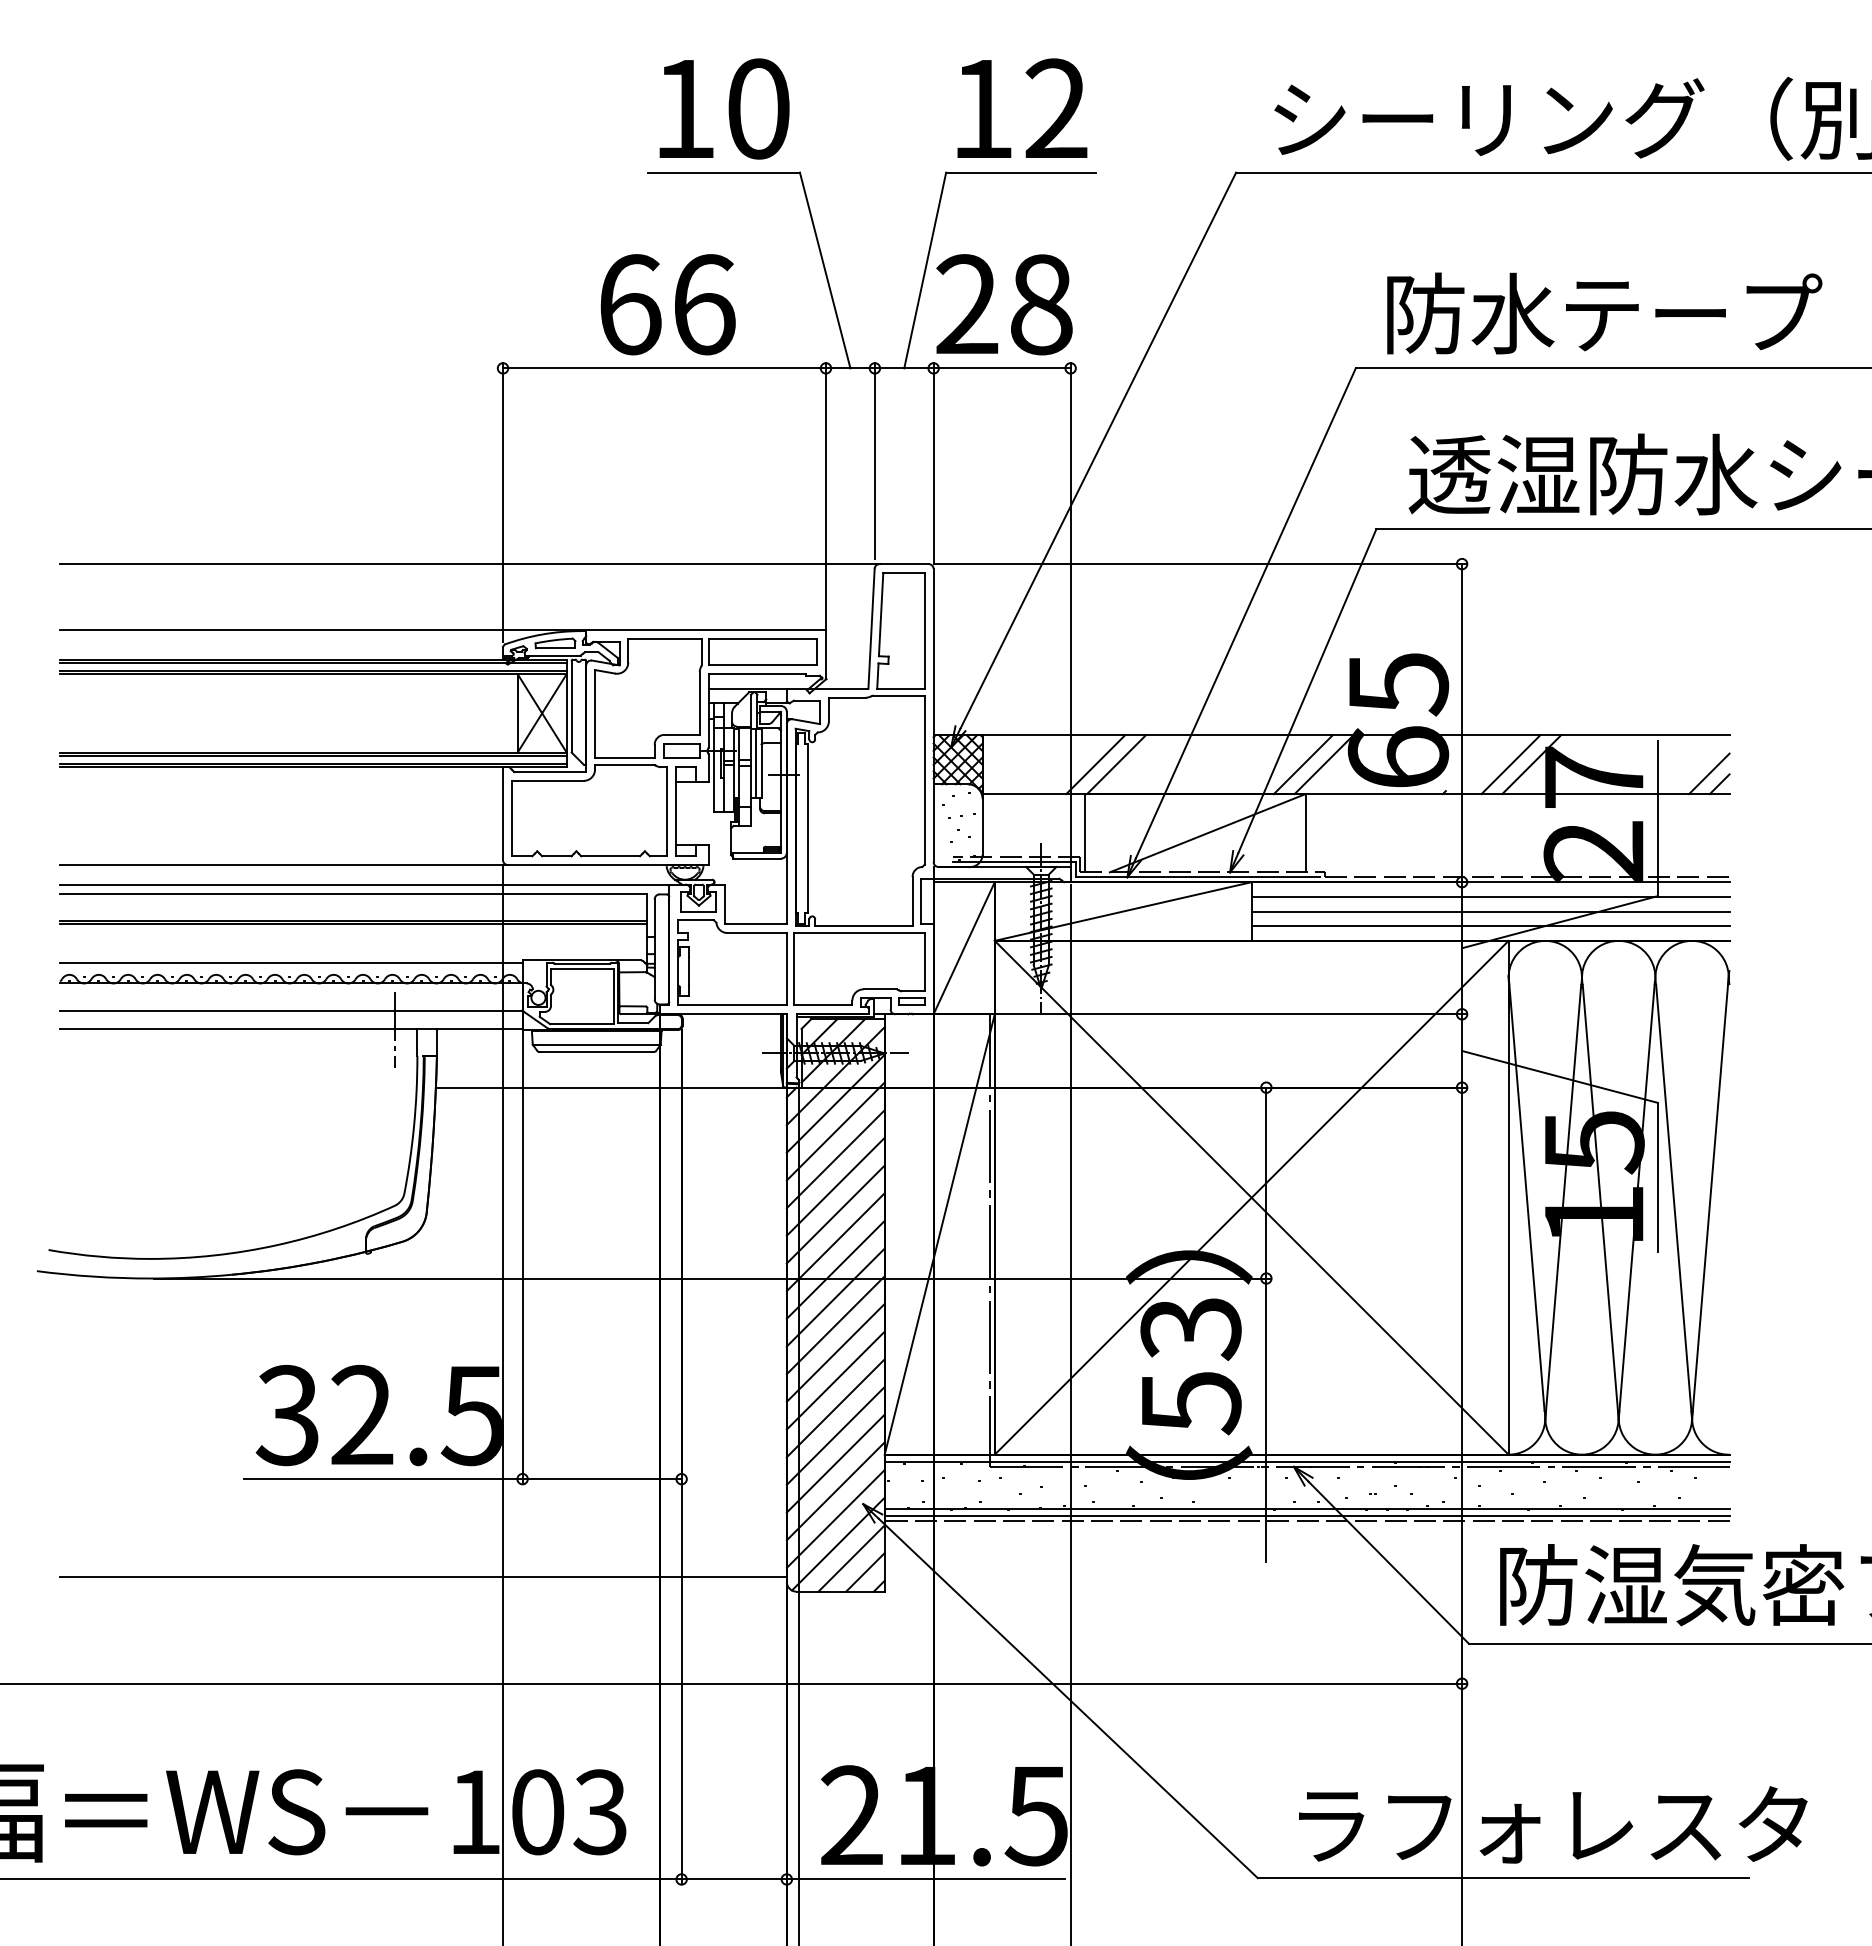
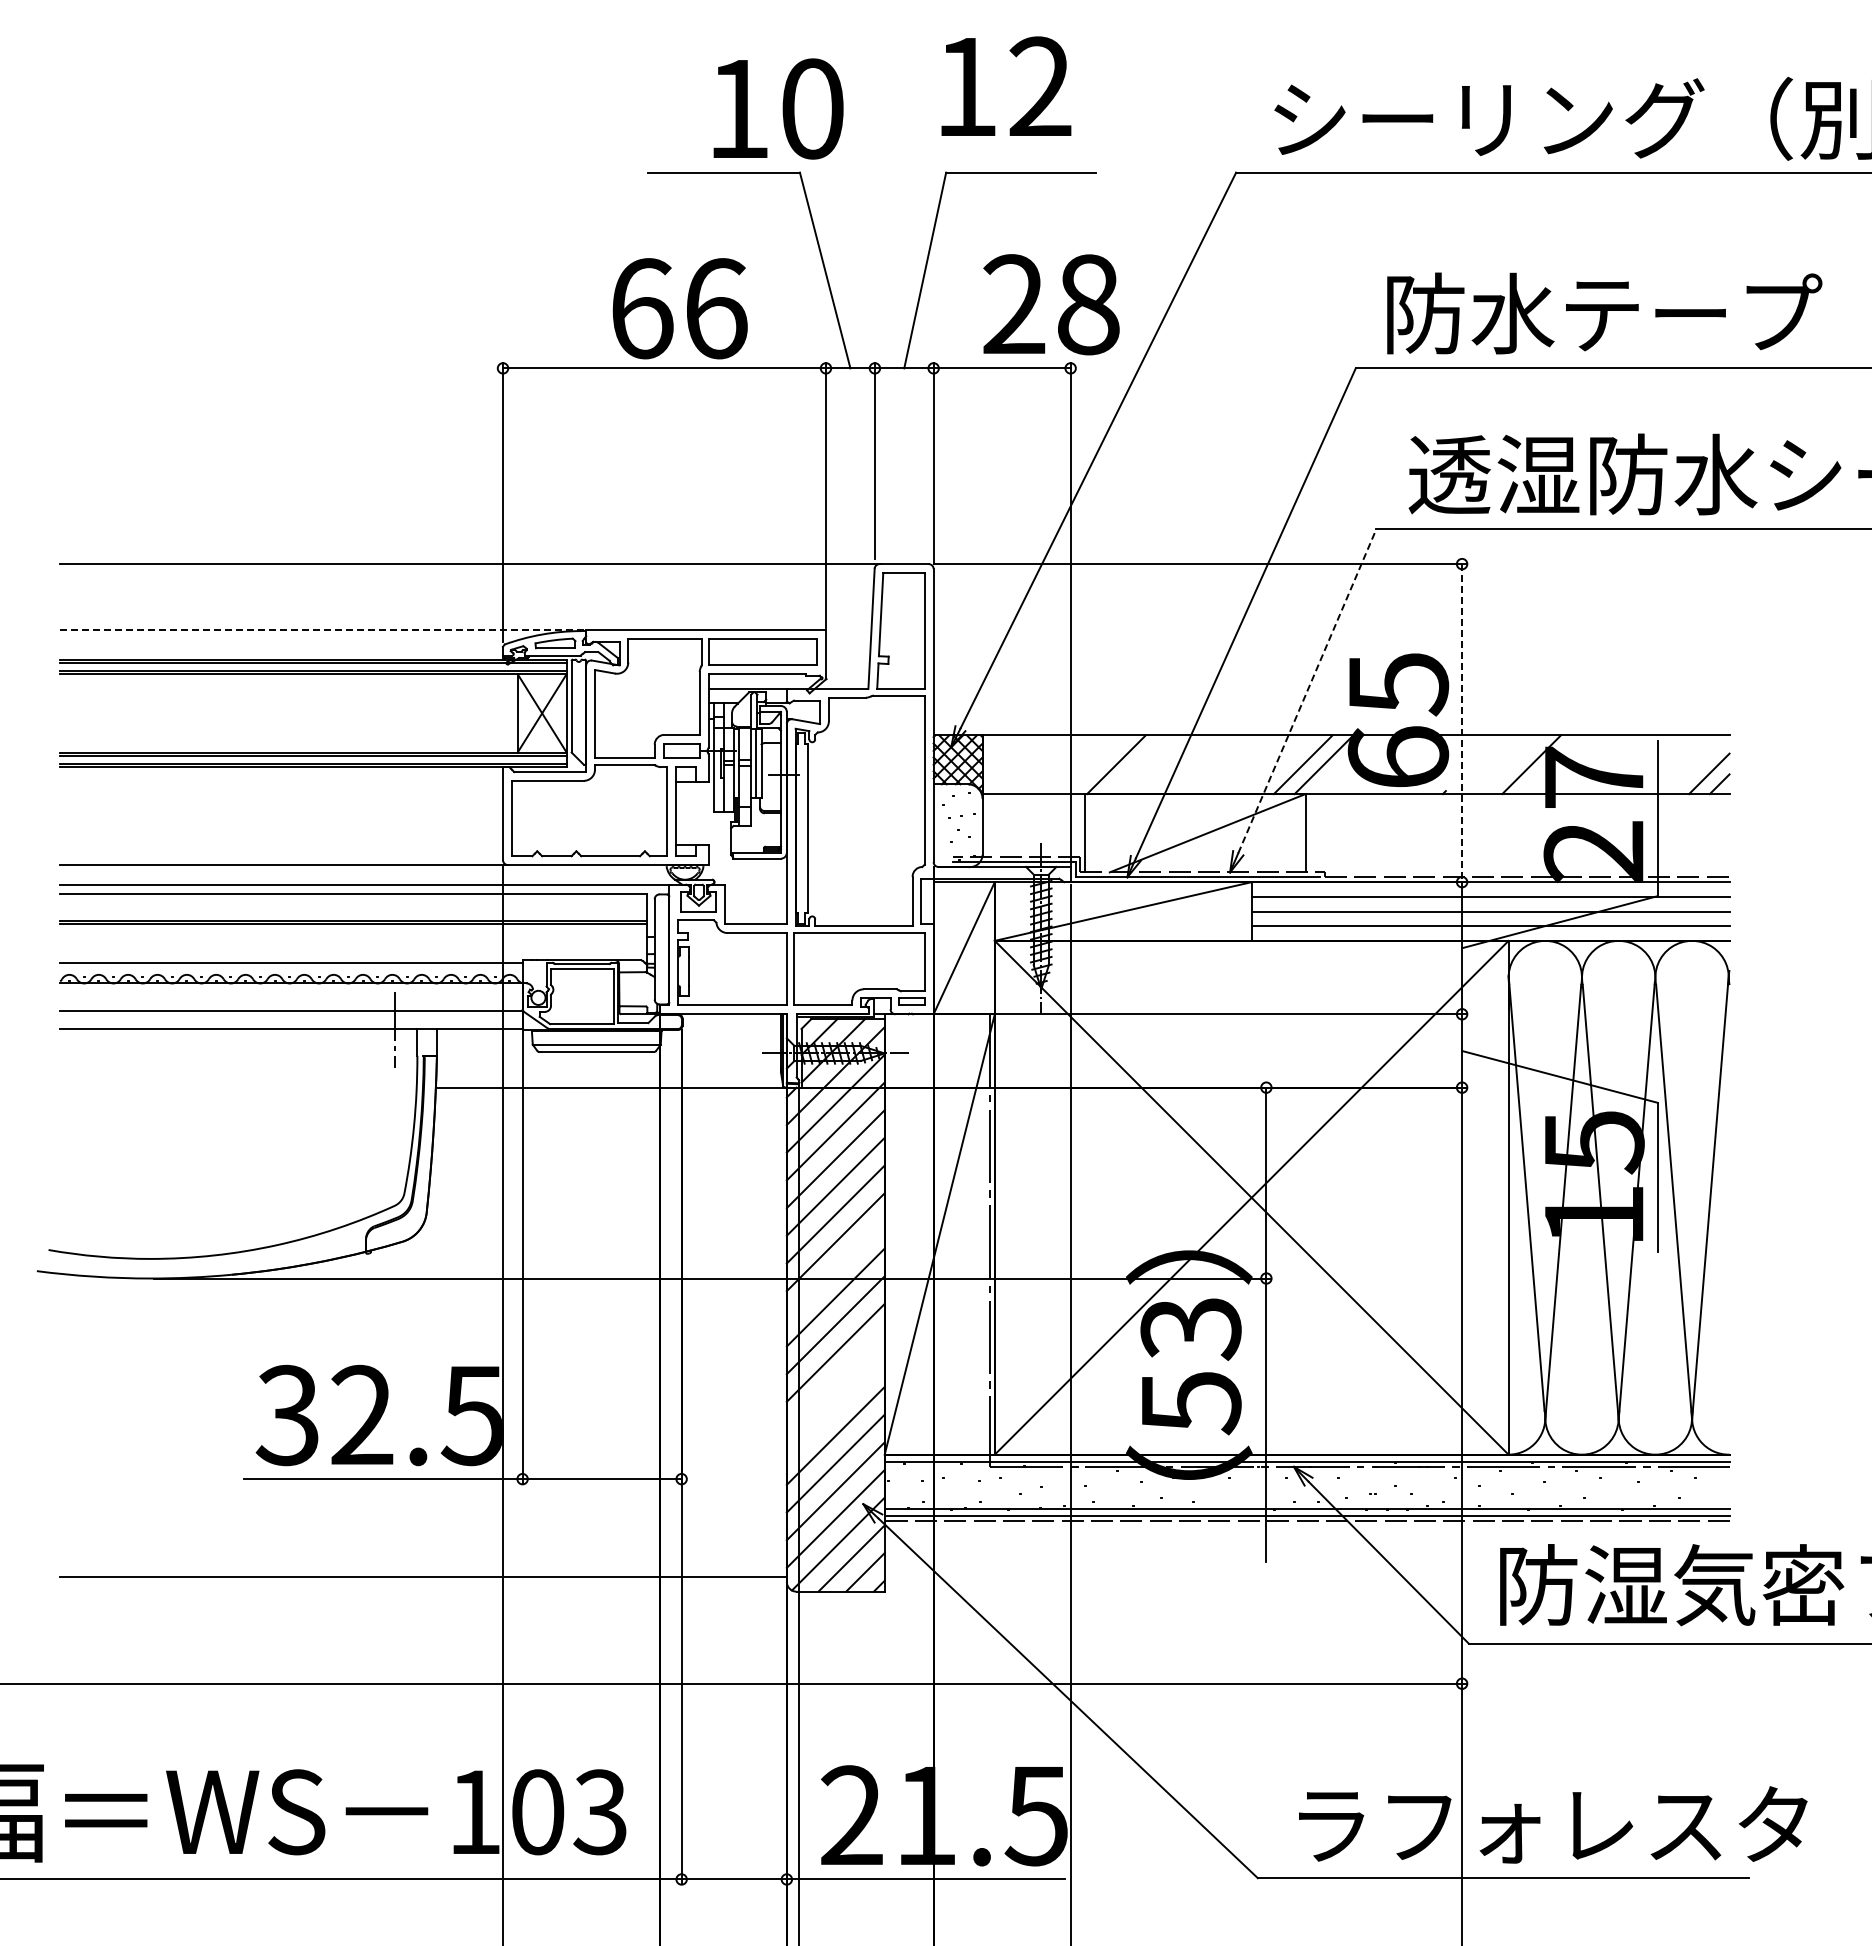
text position: (1022, 107) -> (1006, 85) (1006, 85)
text position: (724, 108) -> (778, 108) (778, 108)
text position: (667, 304) -> (679, 308) (679, 308)
text position: (1004, 304) -> (1051, 304) (1051, 304)
line: solid -> dashed (324, 630)
line: solid -> dashed (1307, 690)
line: solid -> dashed (1462, 723)
line: present -> none (1095, 764)
line: present -> none (1510, 764)
line: present -> none (835, 1269)
line: present -> none (835, 1380)
line: present -> none (835, 1408)
